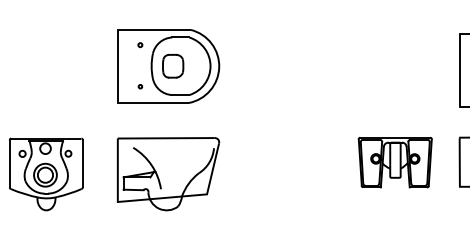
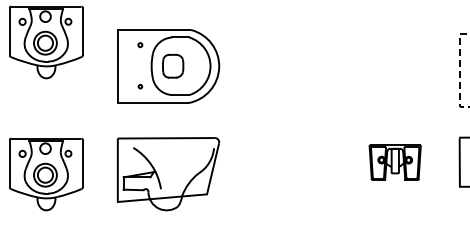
part: none -> present (46, 42)
line: solid -> dashed (459, 70)
part size: 76x52 px -> 54x37 px (394, 162)
